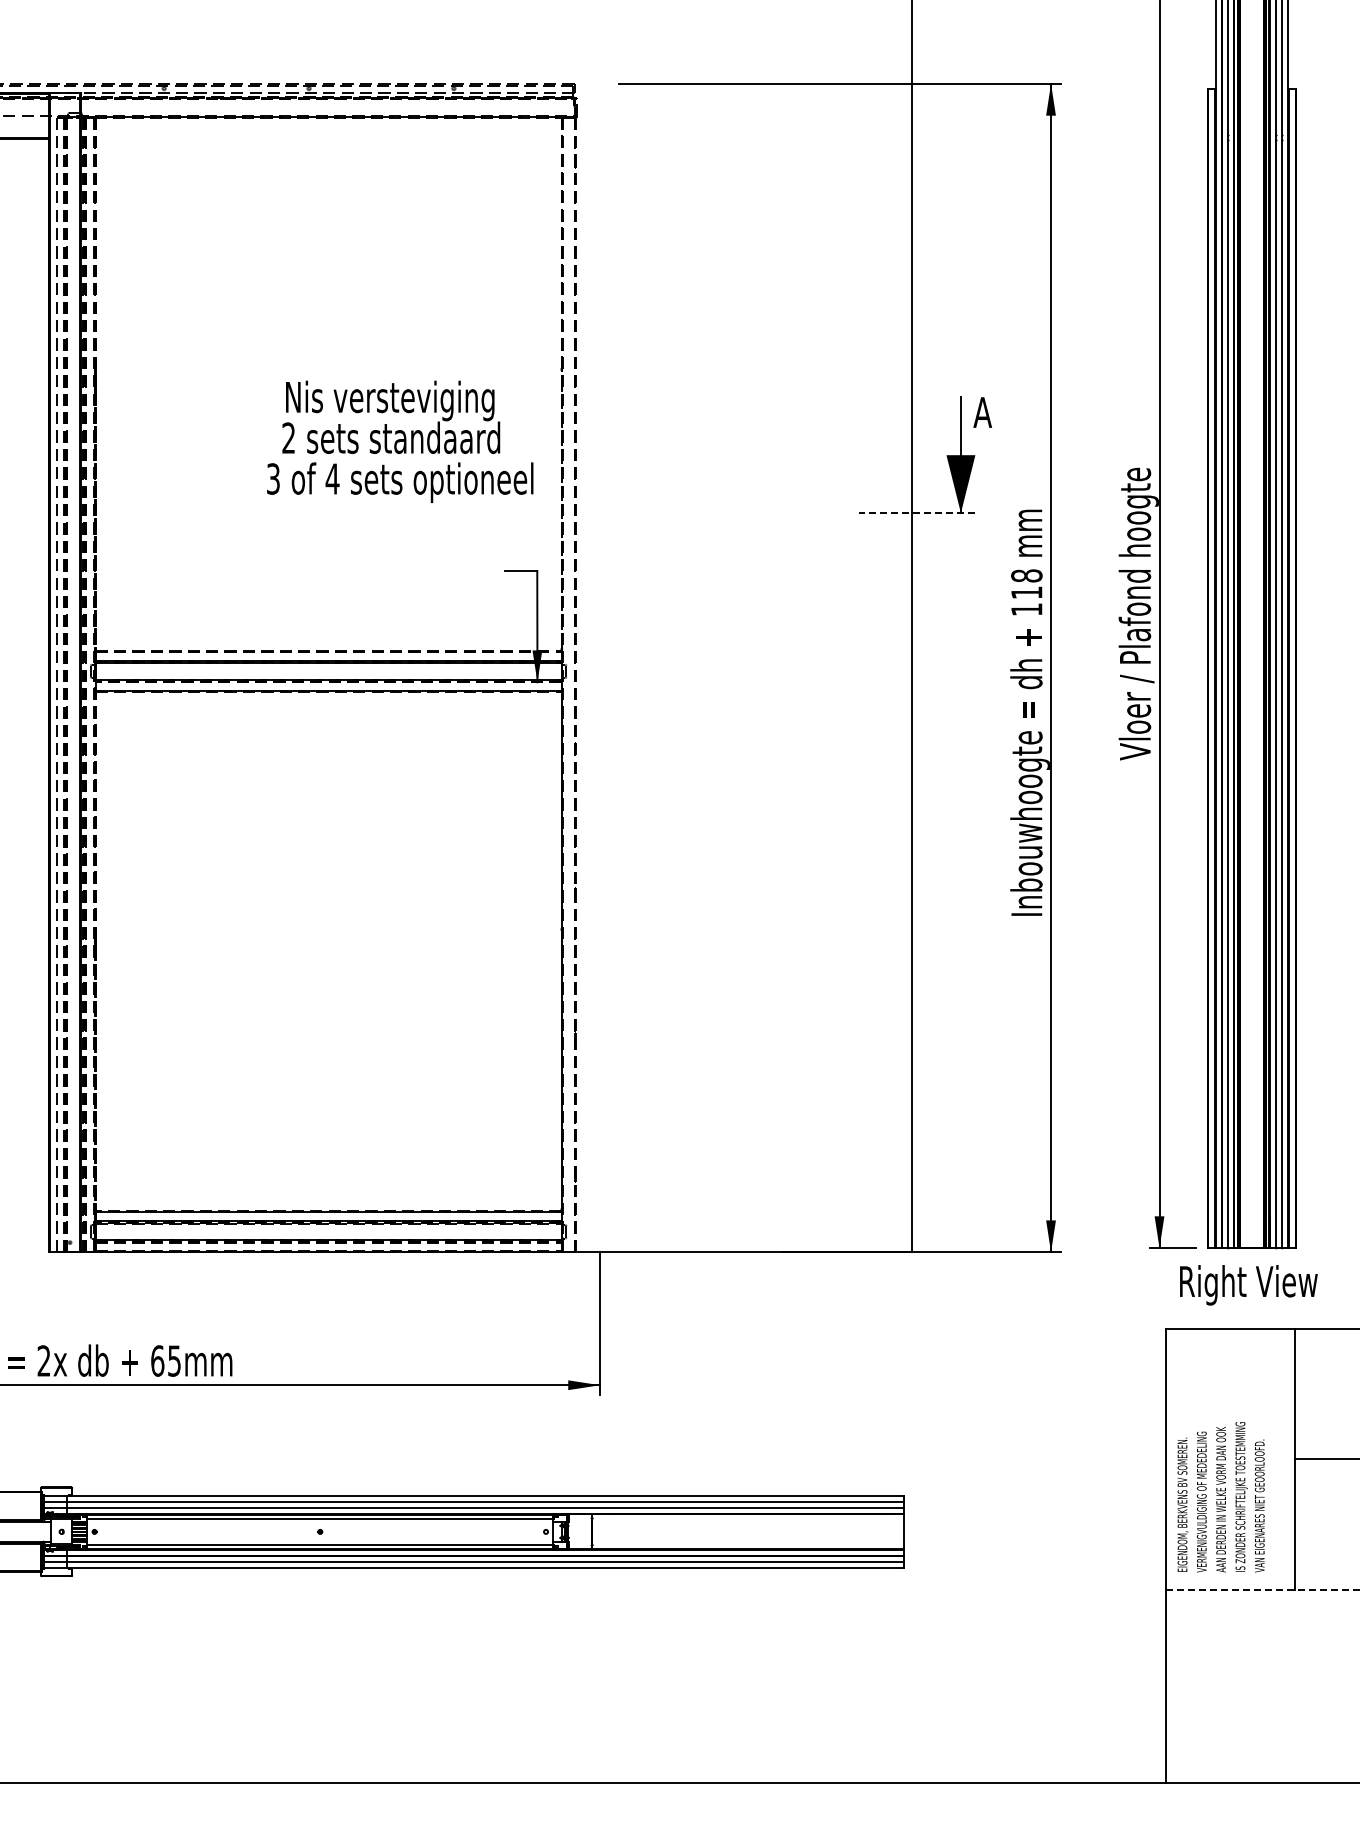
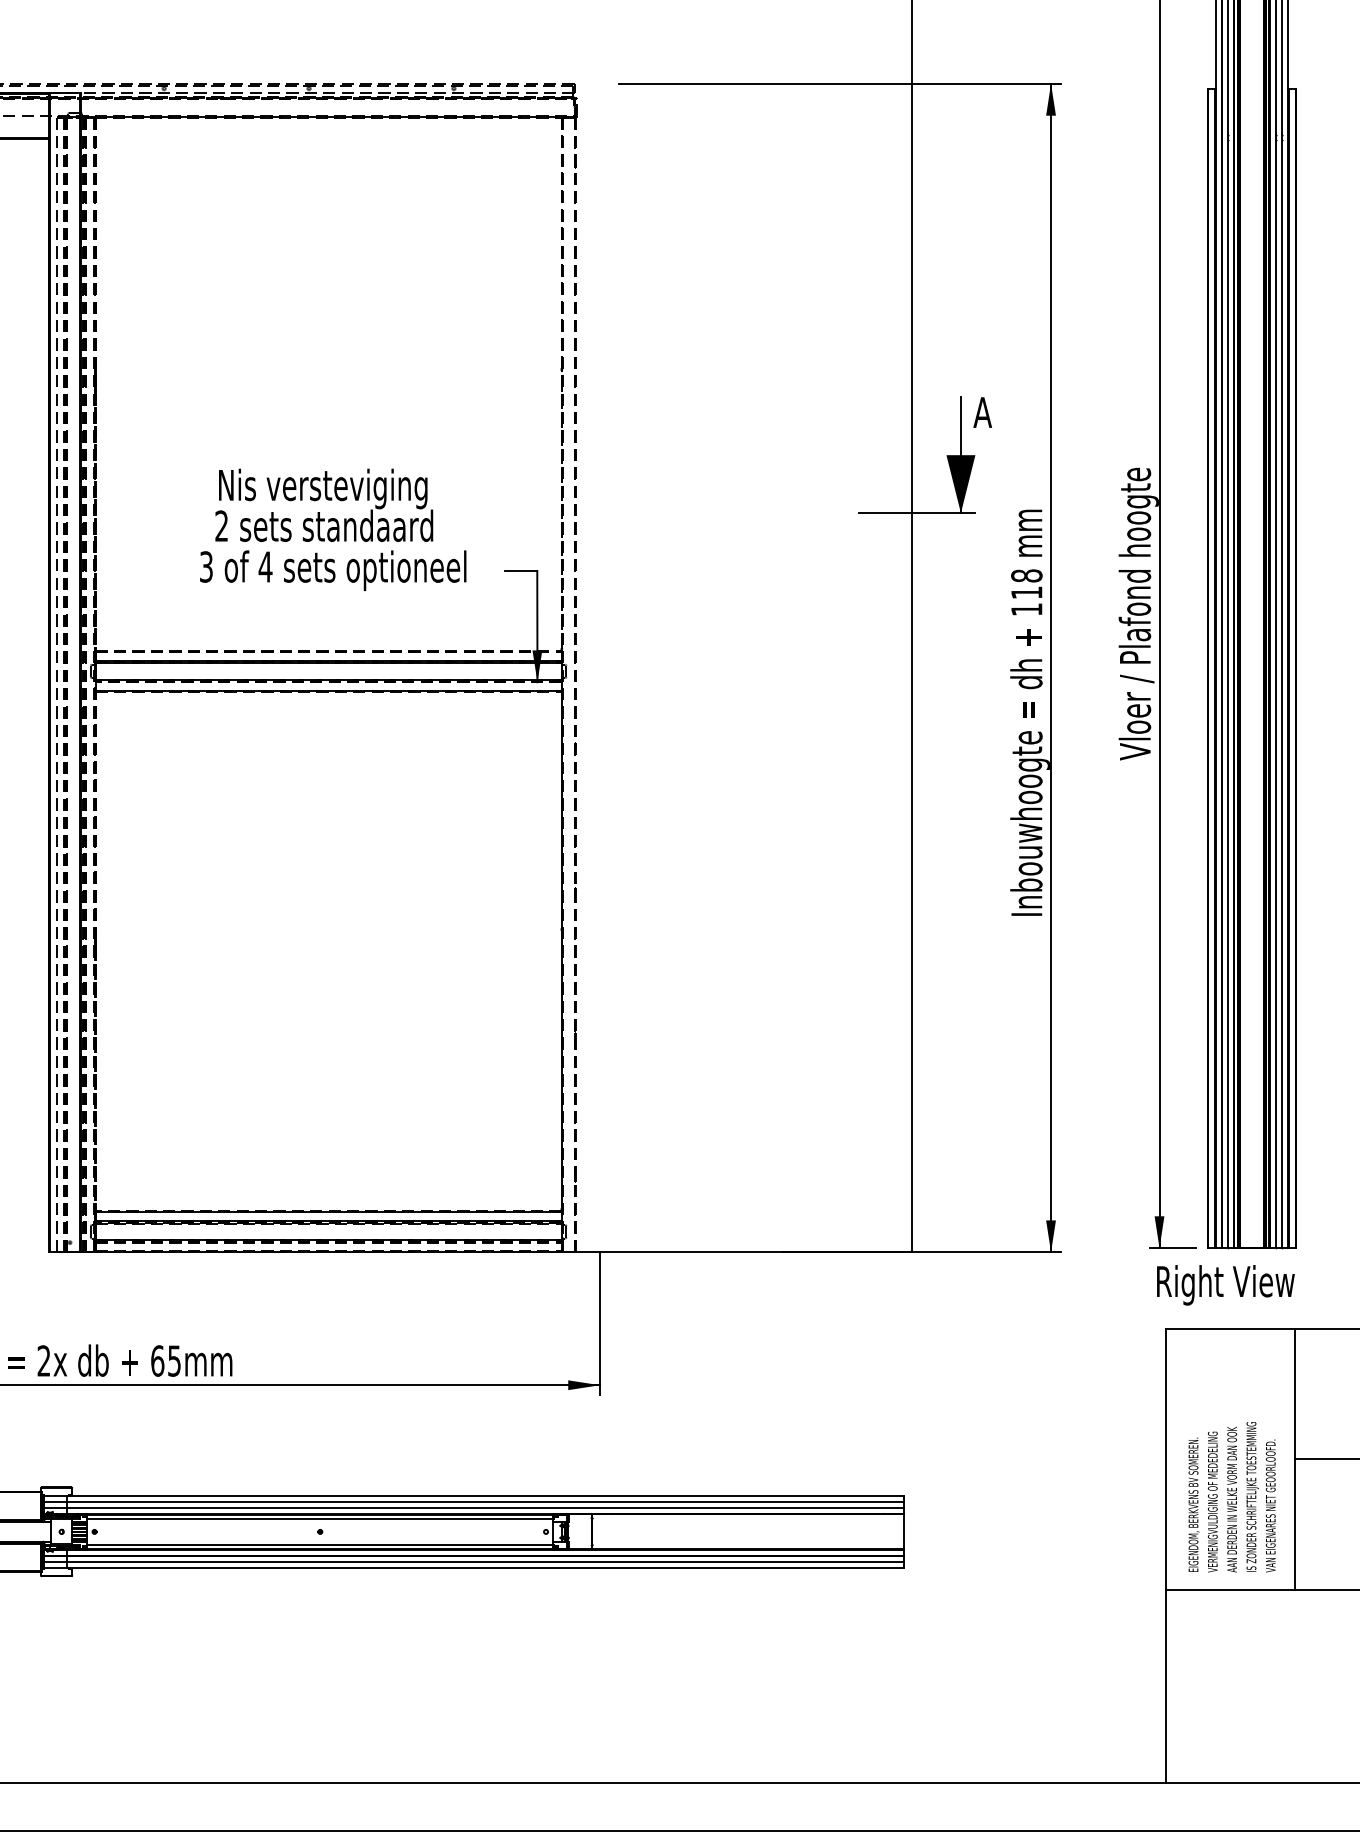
text position: (400, 441) -> (333, 529) (333, 529)
line: dashed -> solid (917, 513)
text position: (1248, 1285) -> (1225, 1285) (1225, 1285)
text position: (1220, 1497) -> (1231, 1497) (1231, 1497)
line: dashed -> solid (1262, 1589)
line: none -> present (679, 1831)
